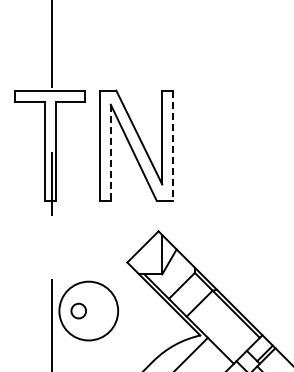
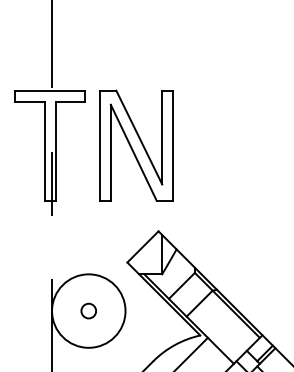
line: dashed -> solid (173, 146)
line: dashed -> solid (110, 153)
circle position: (78, 310) -> (88, 310) (88, 310)
circle diameter: 59 px -> 73 px (88, 310)
